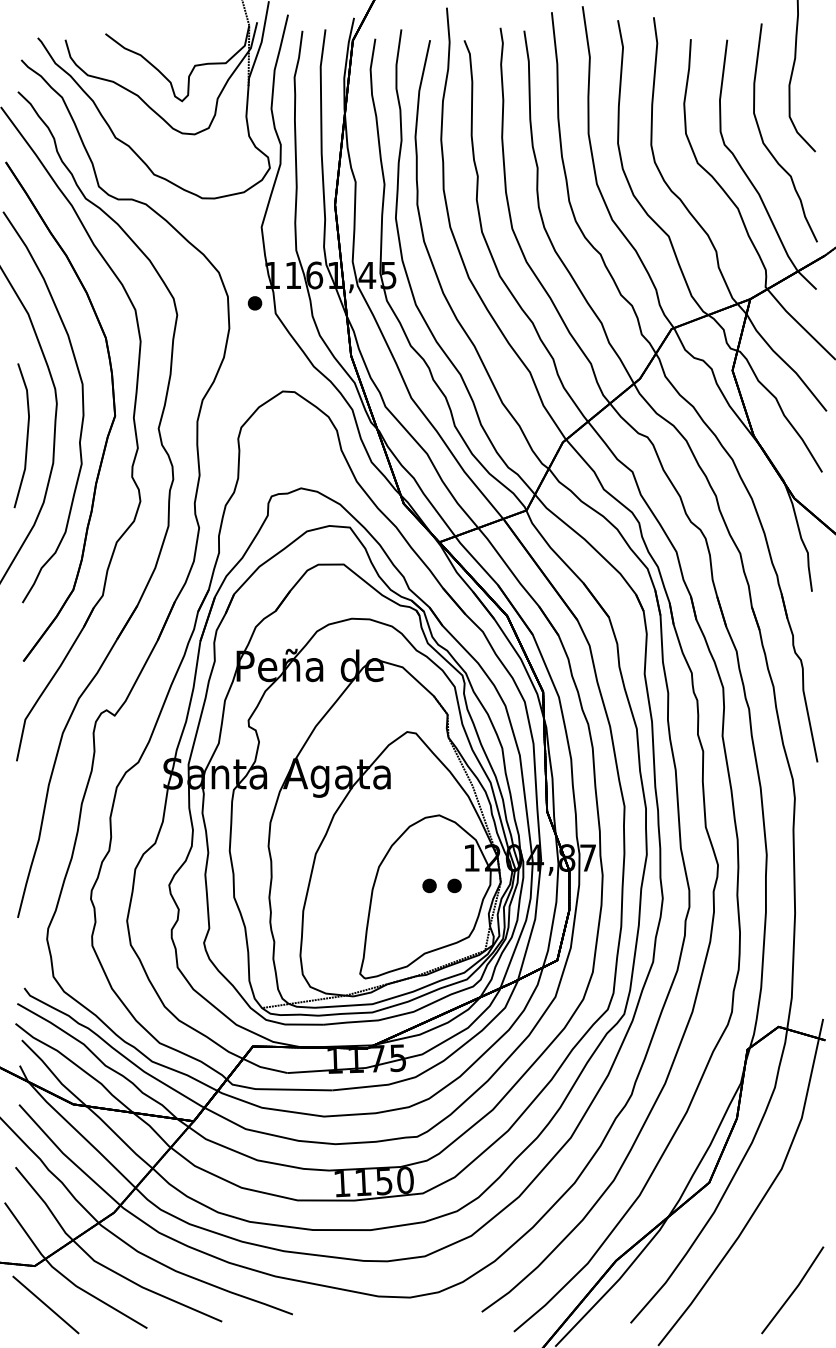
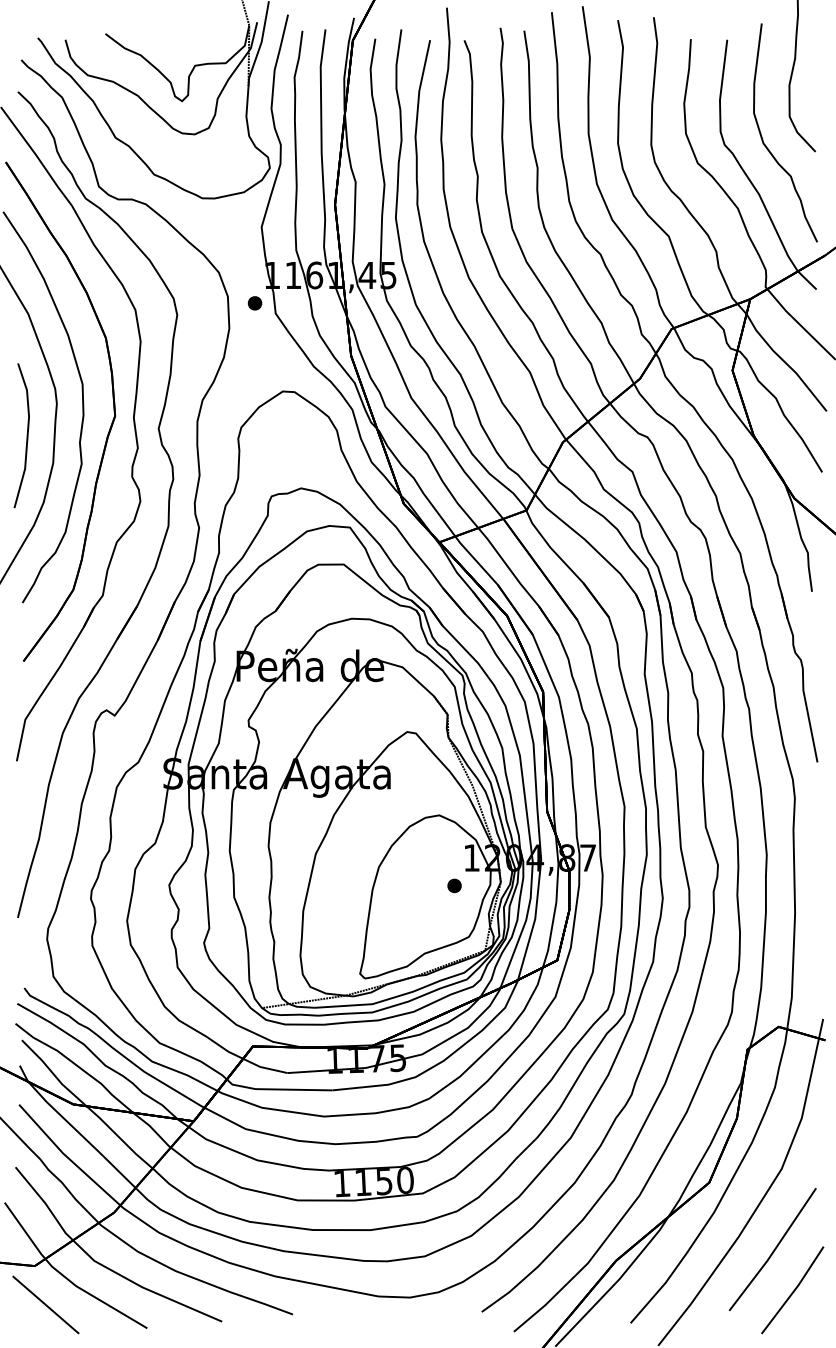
part: present -> none (429, 885)
line: none -> present (773, 1249)
